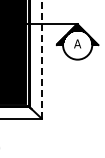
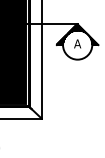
line: dashed -> solid (41, 59)
